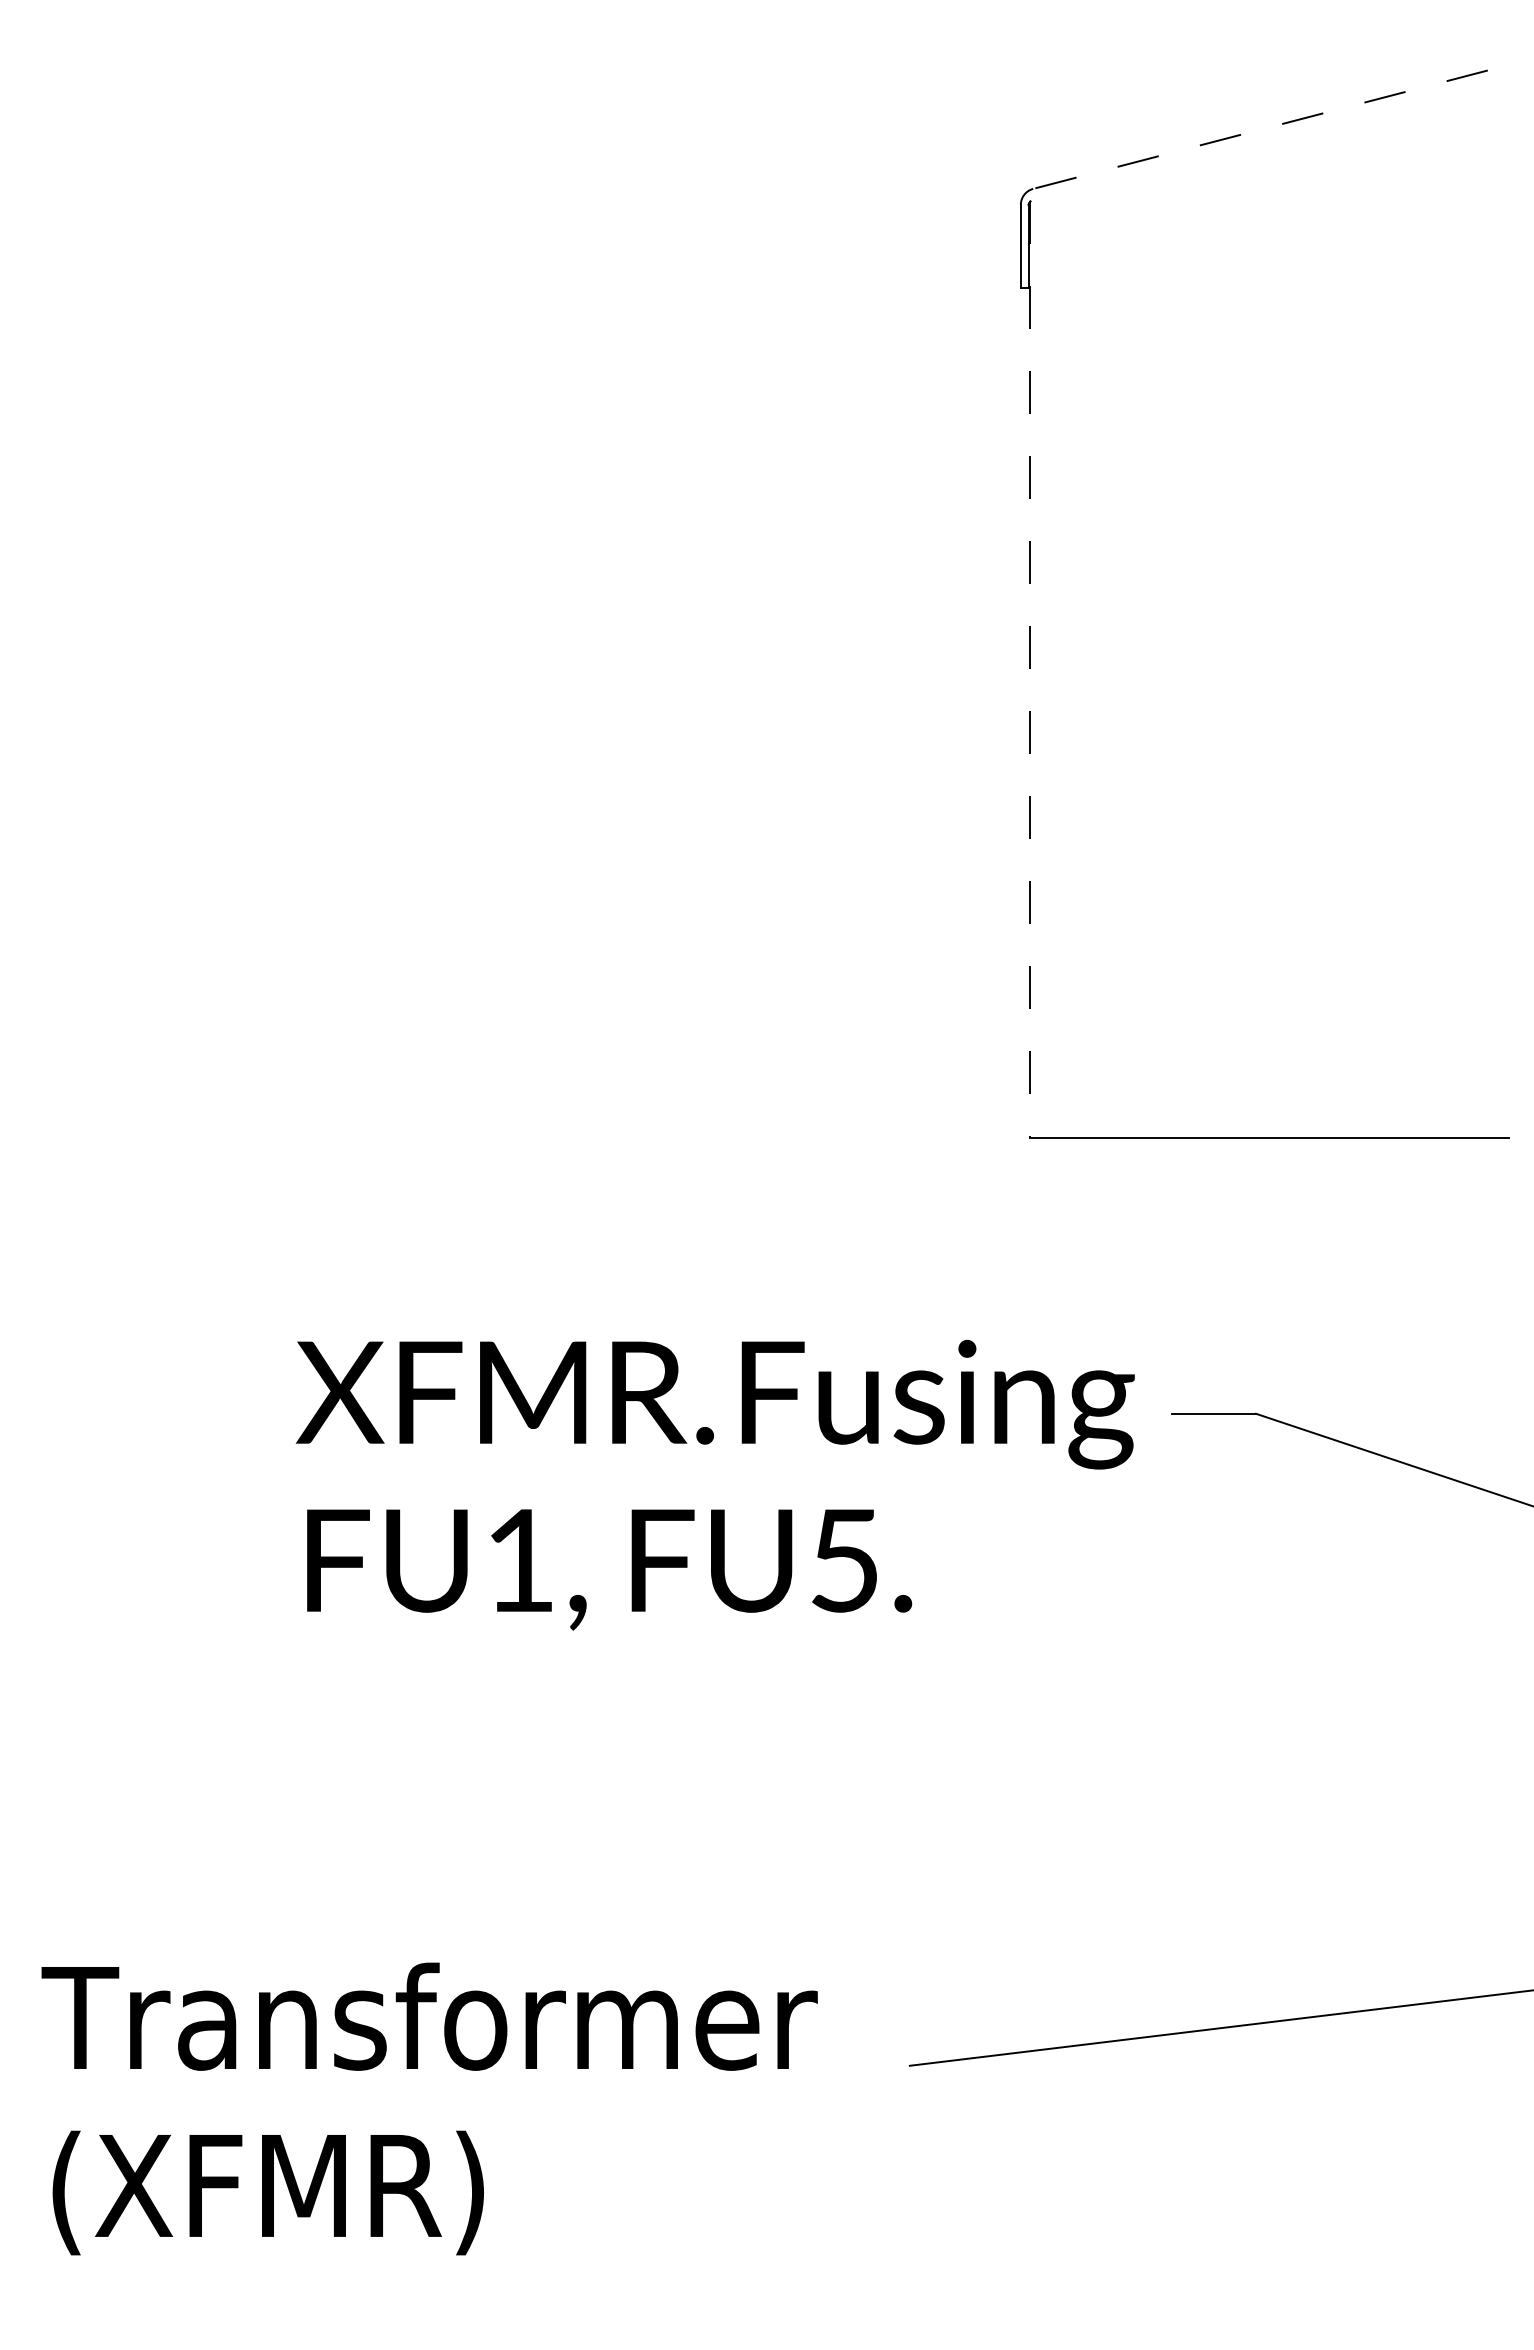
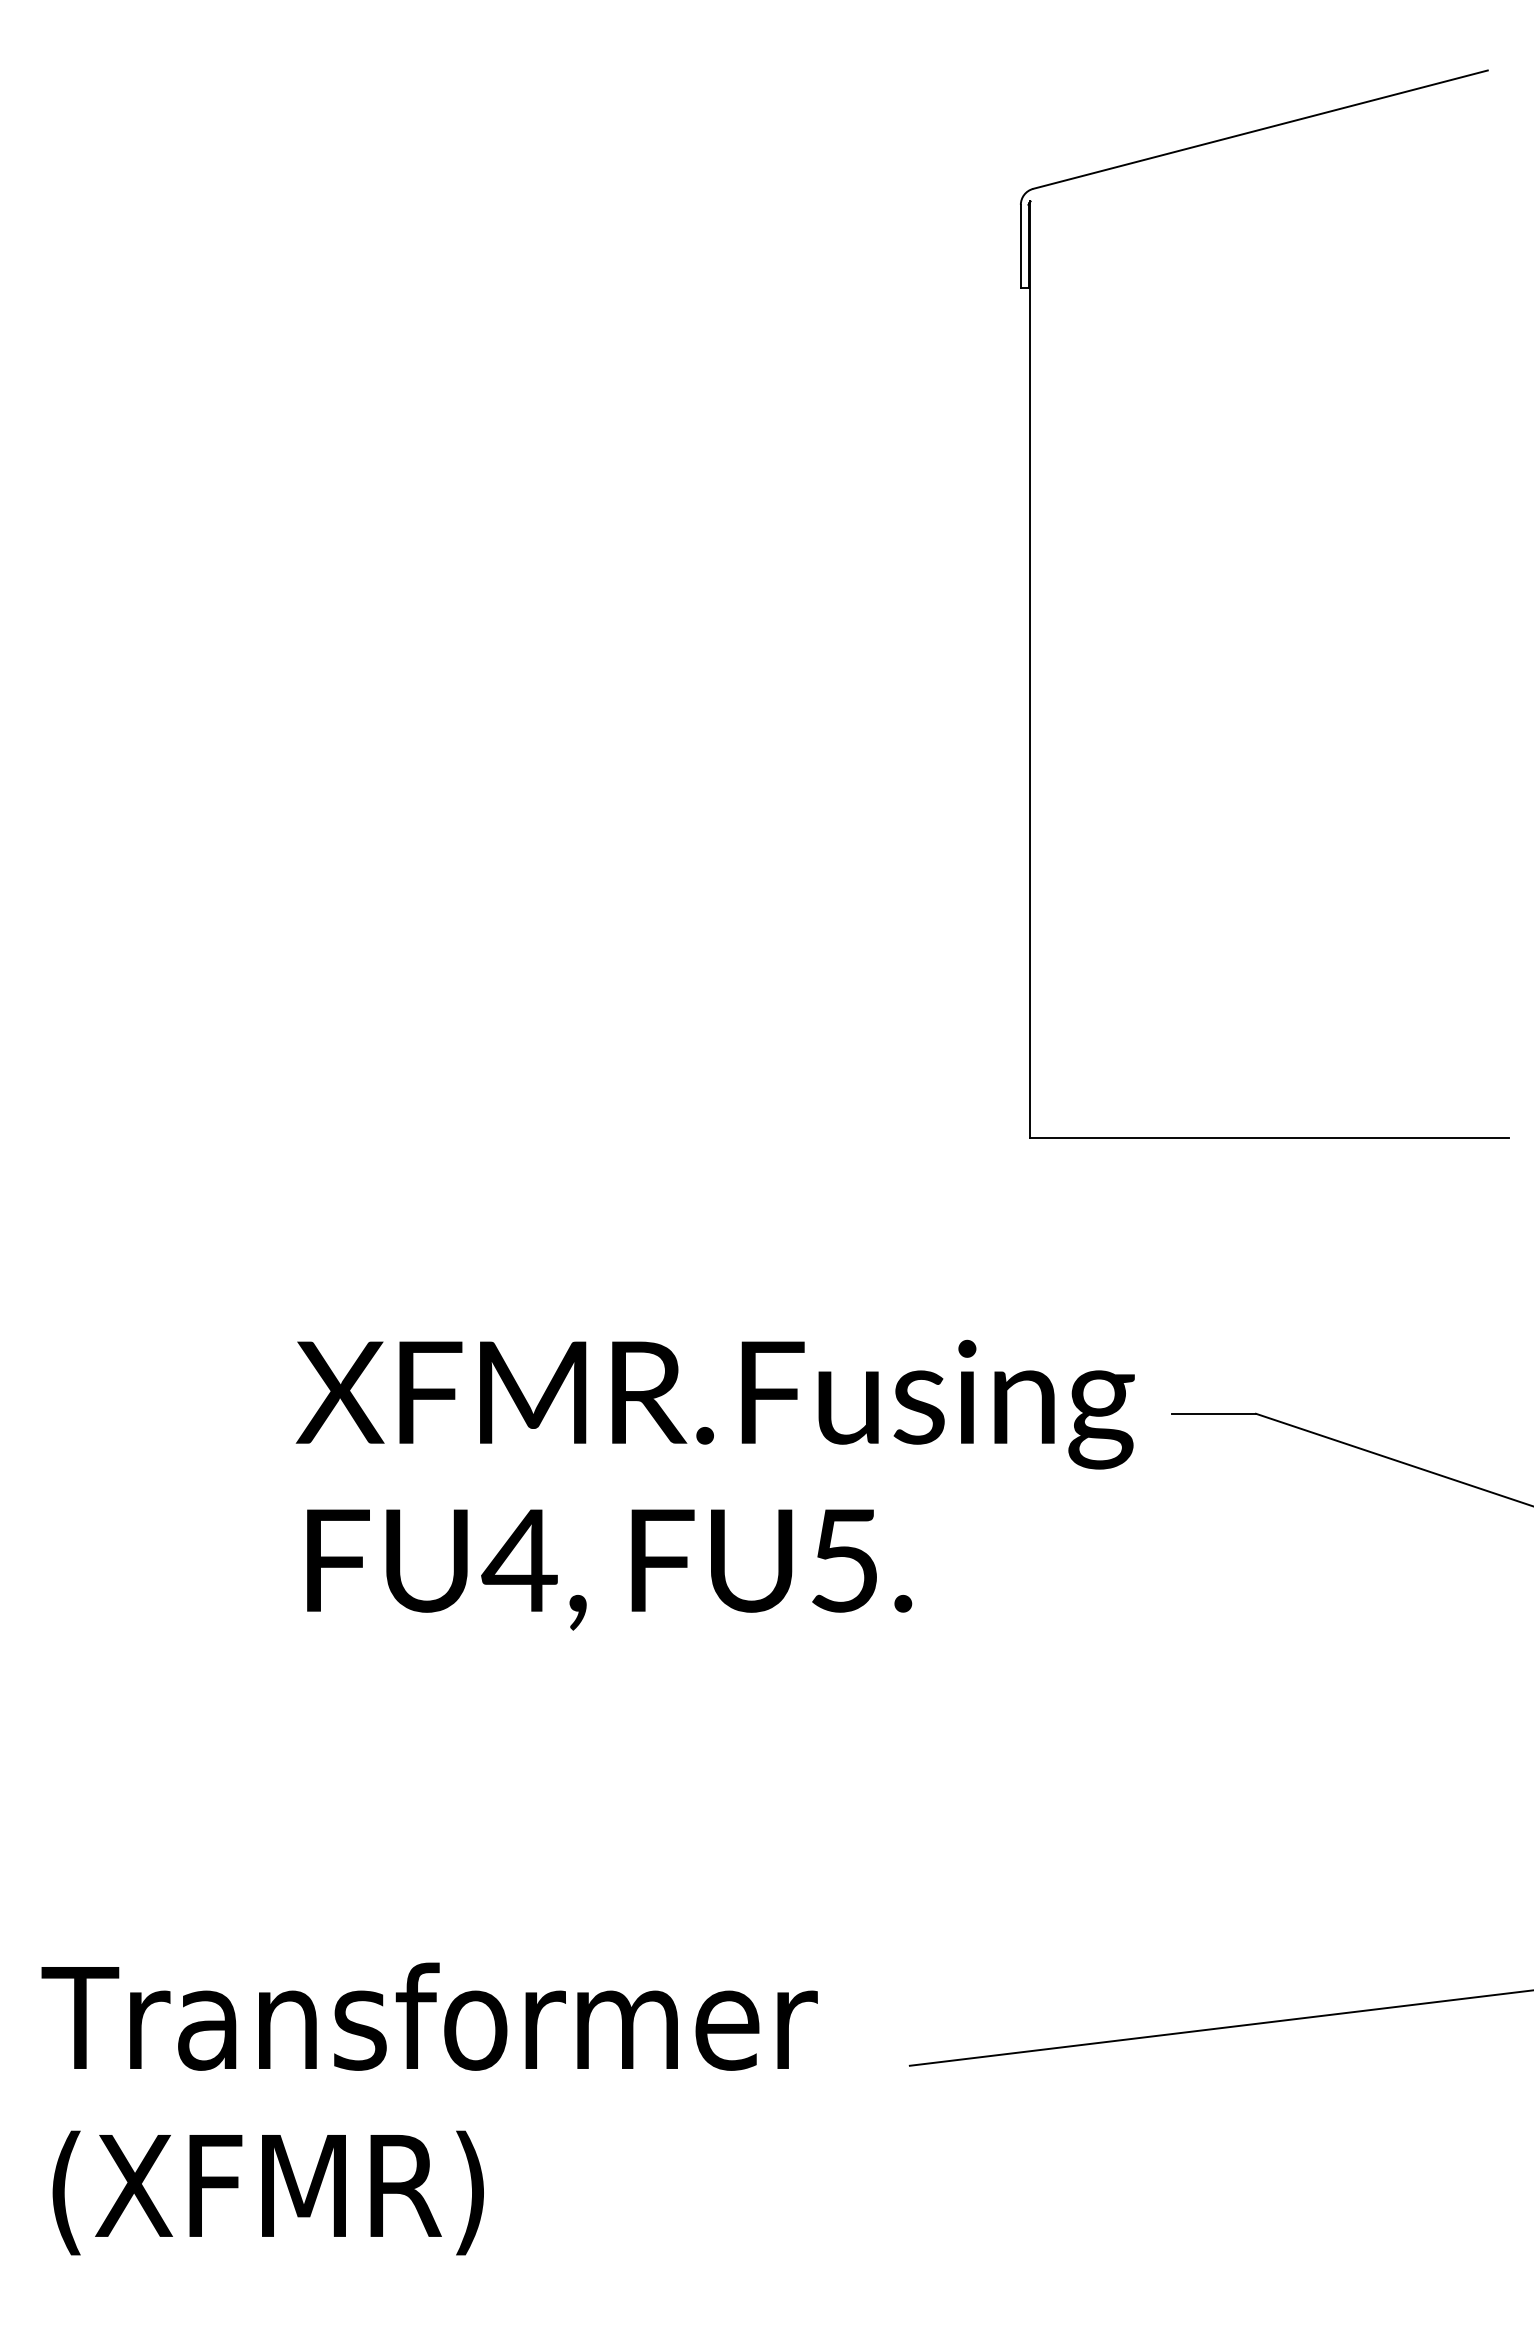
line: dashed -> solid (1260, 129)
line: dashed -> solid (1030, 670)
text: FU1, -> FU4, (519, 1560)
